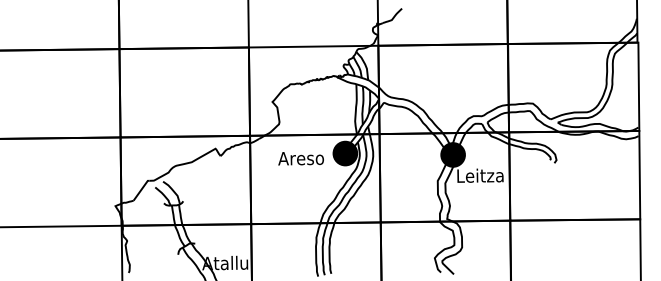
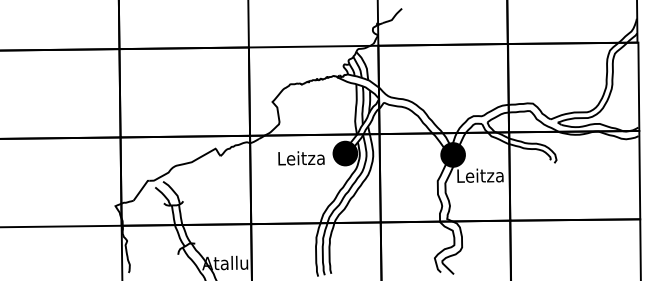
text: Areso -> Leitza (301, 158)
